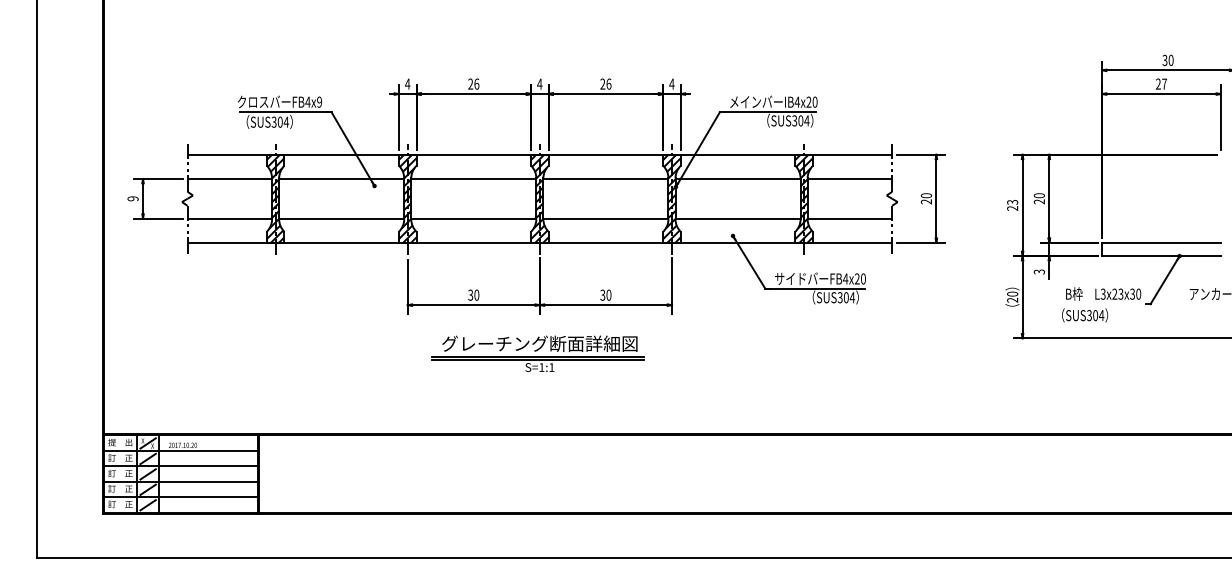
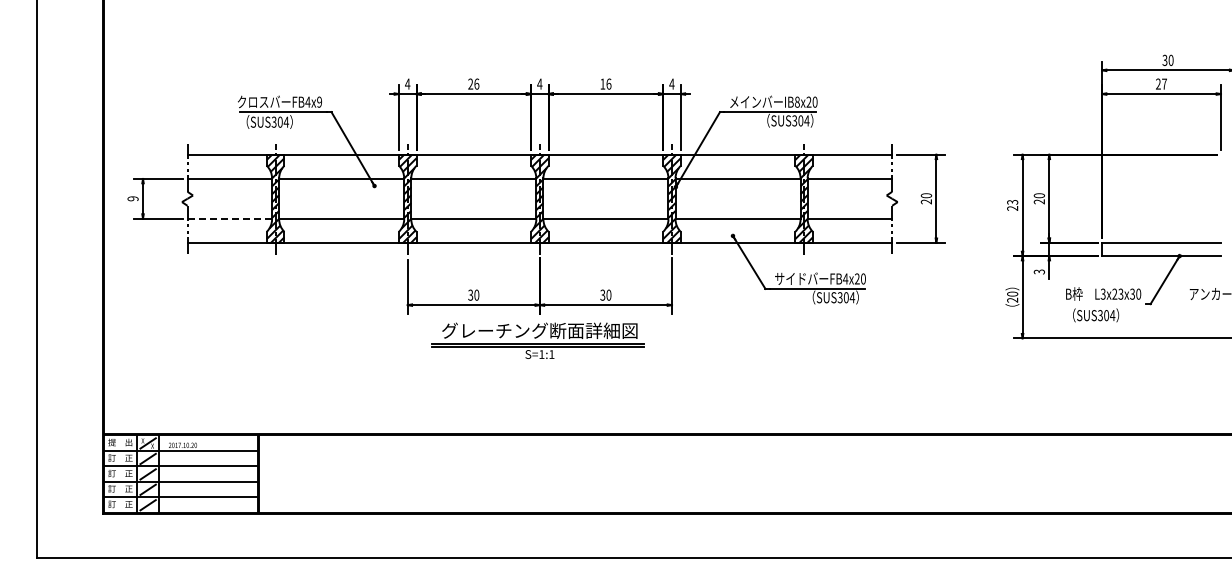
text: 26 -> 16 (602, 83)
text: IB4x20 -> IB8x20 (797, 101)
line: solid -> dashed (230, 218)
text position: (1085, 315) -> (1096, 315) (1096, 315)
part position: (537, 353) -> (537, 340) (537, 340)
